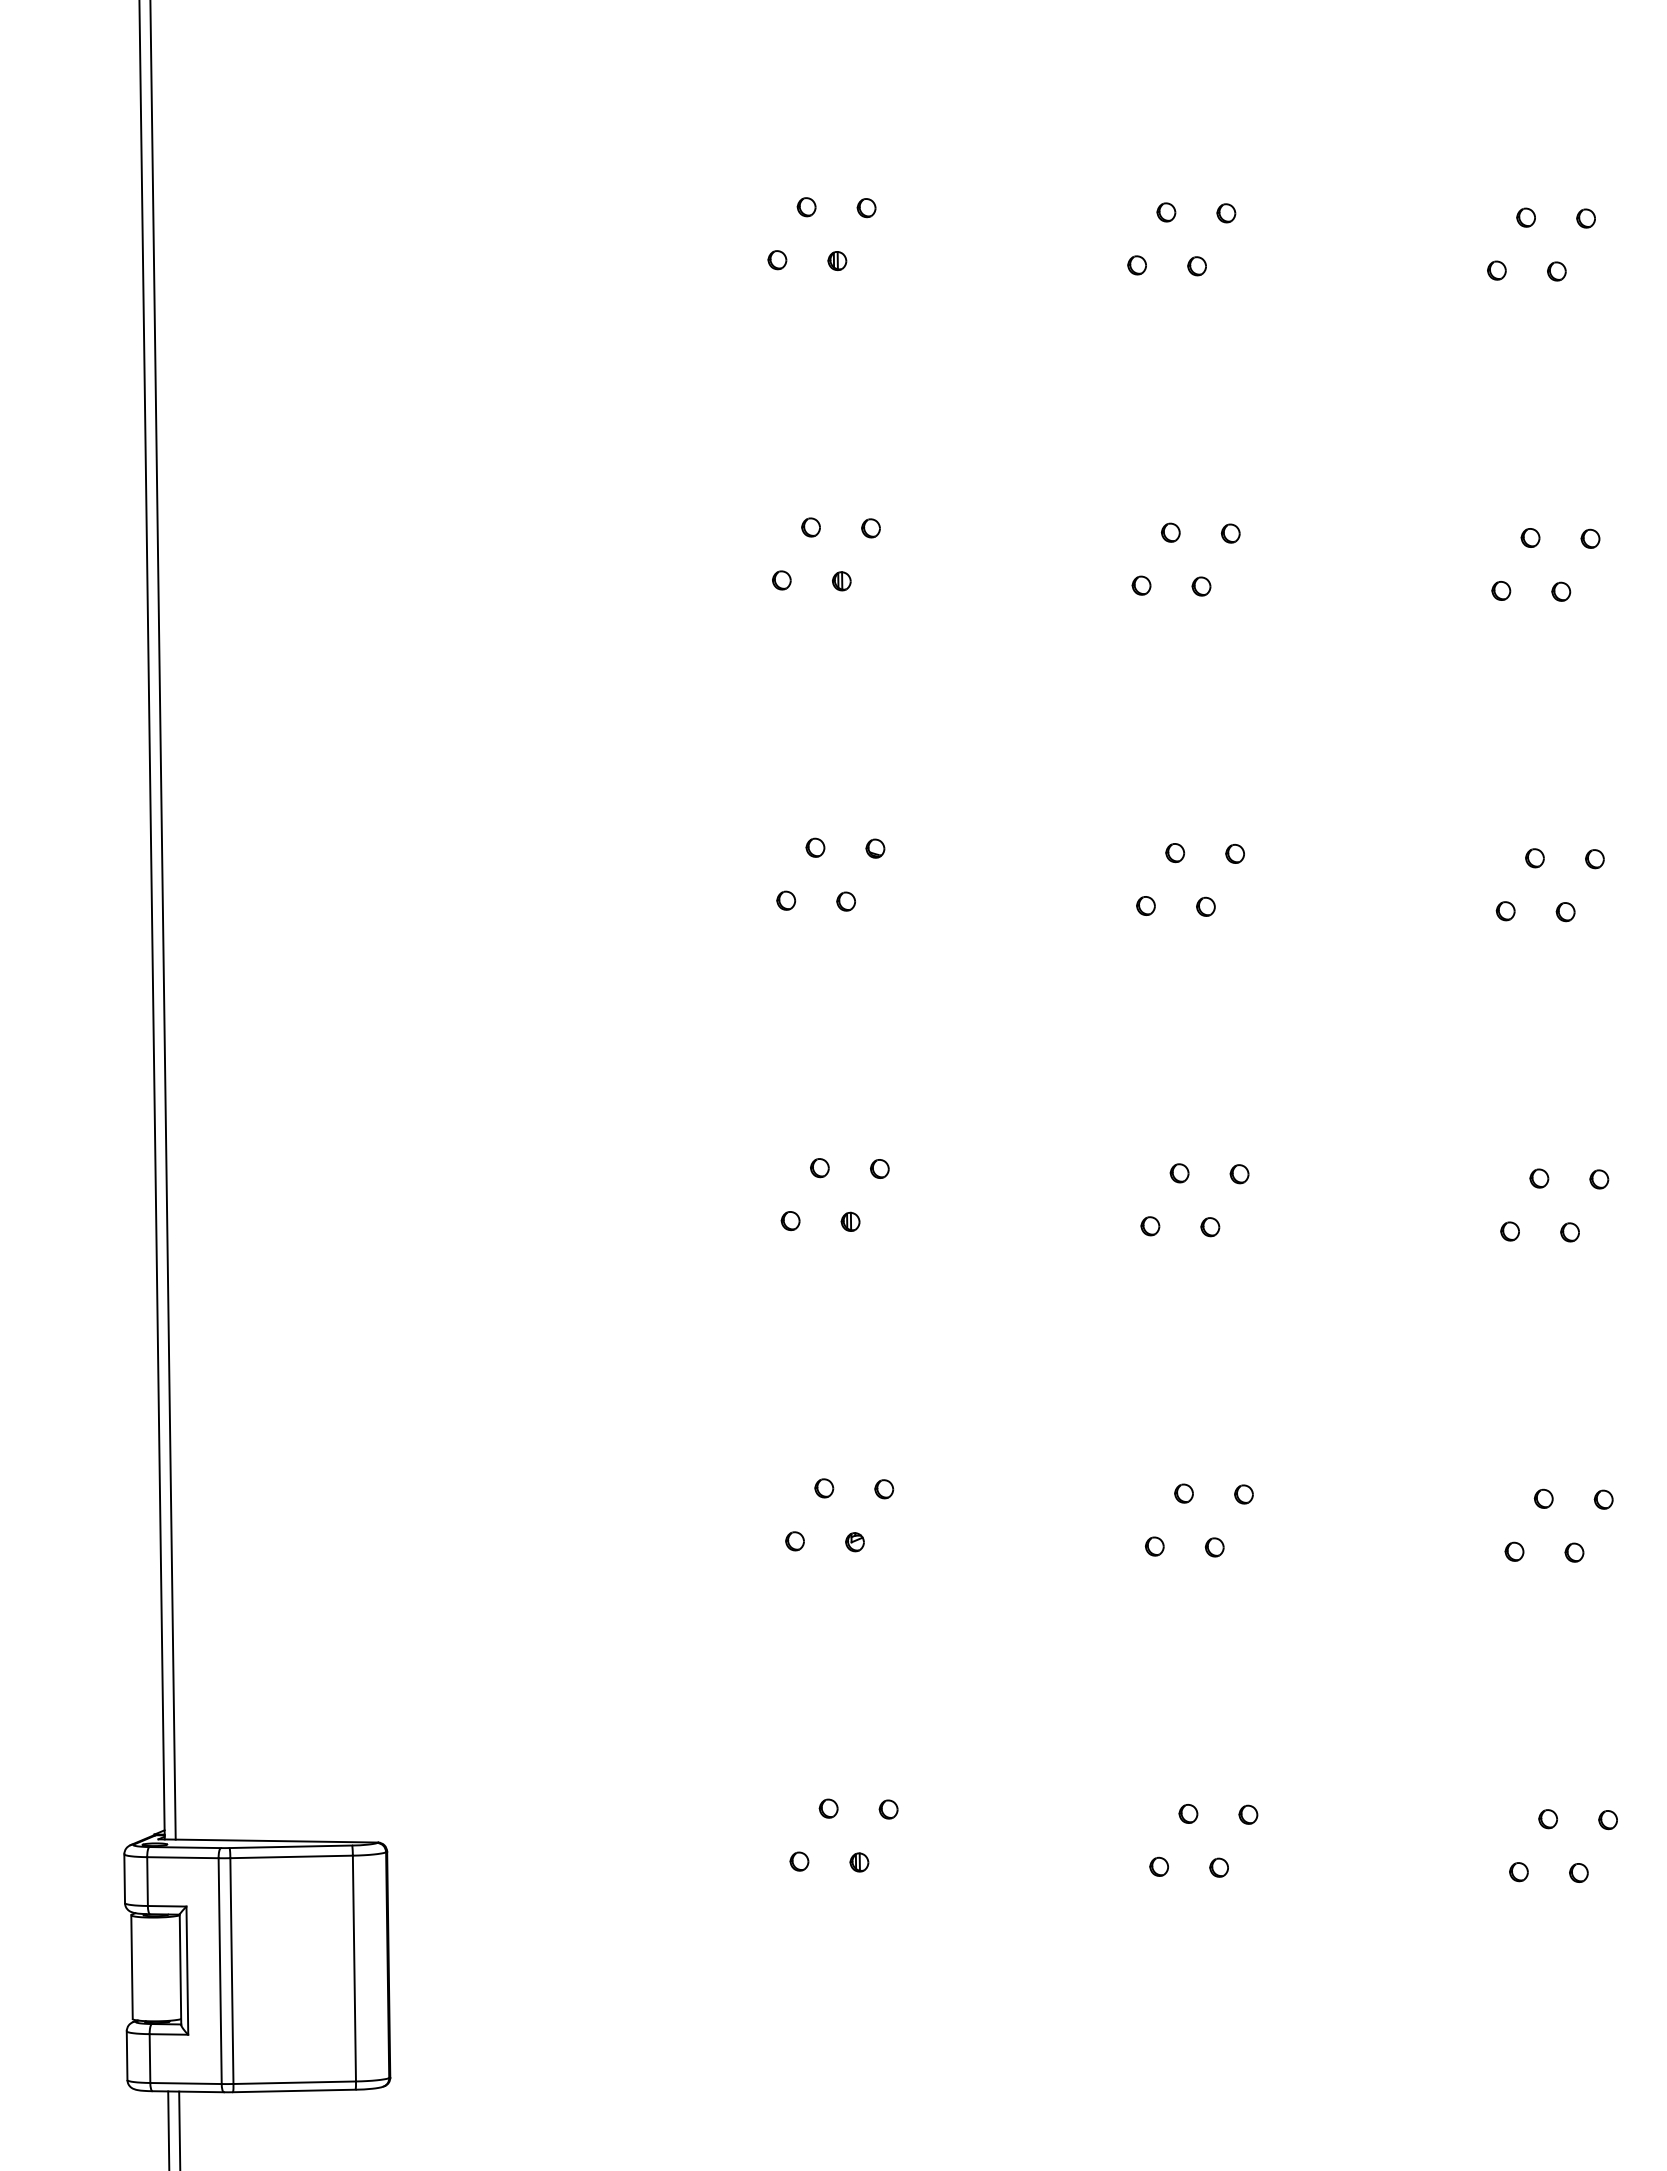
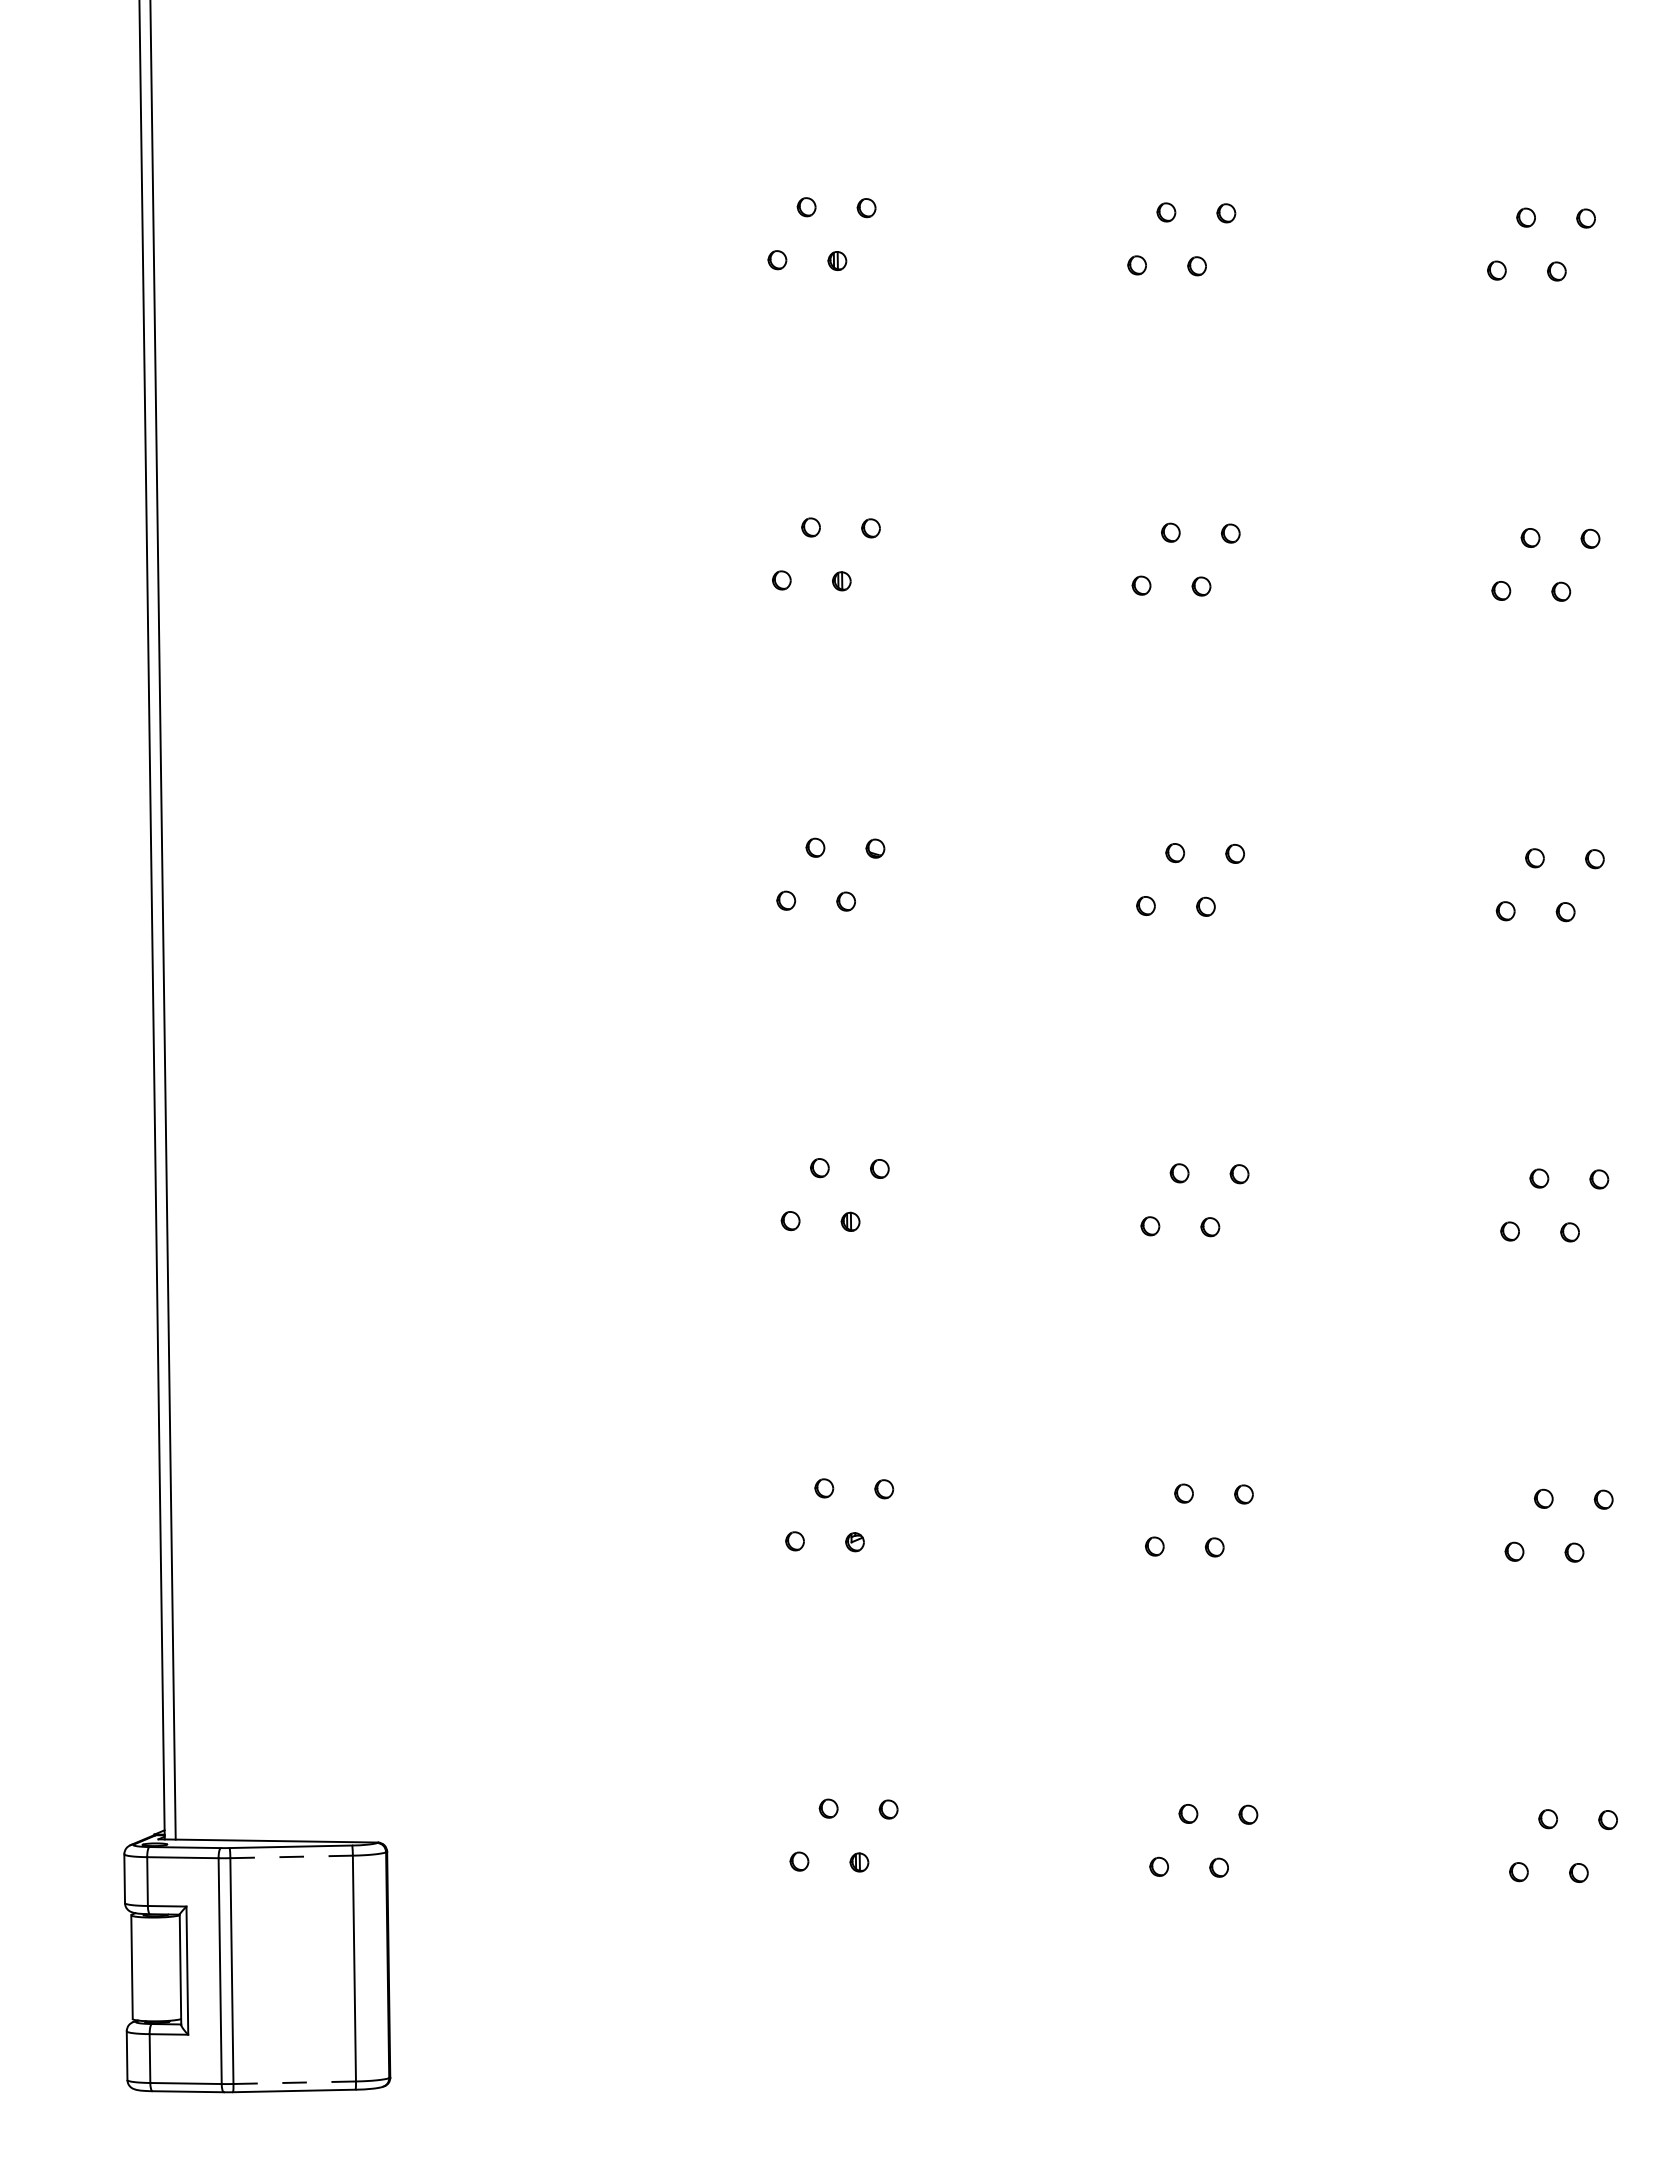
line: solid -> dashed (292, 1856)
line: solid -> dashed (294, 2082)
line: present -> none (168, 2129)
line: present -> none (179, 2129)
